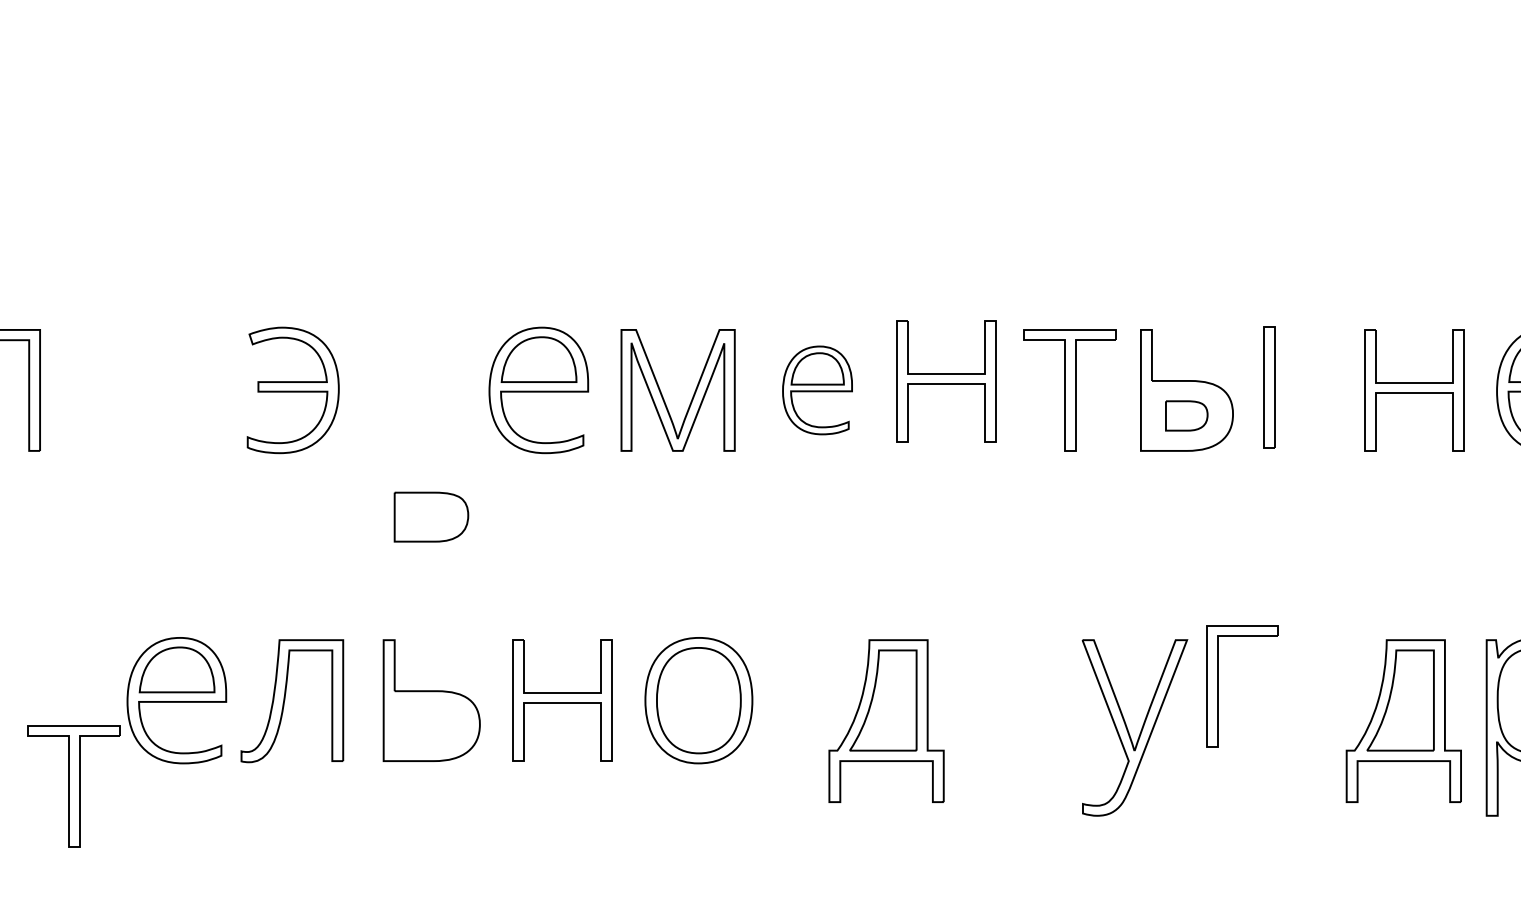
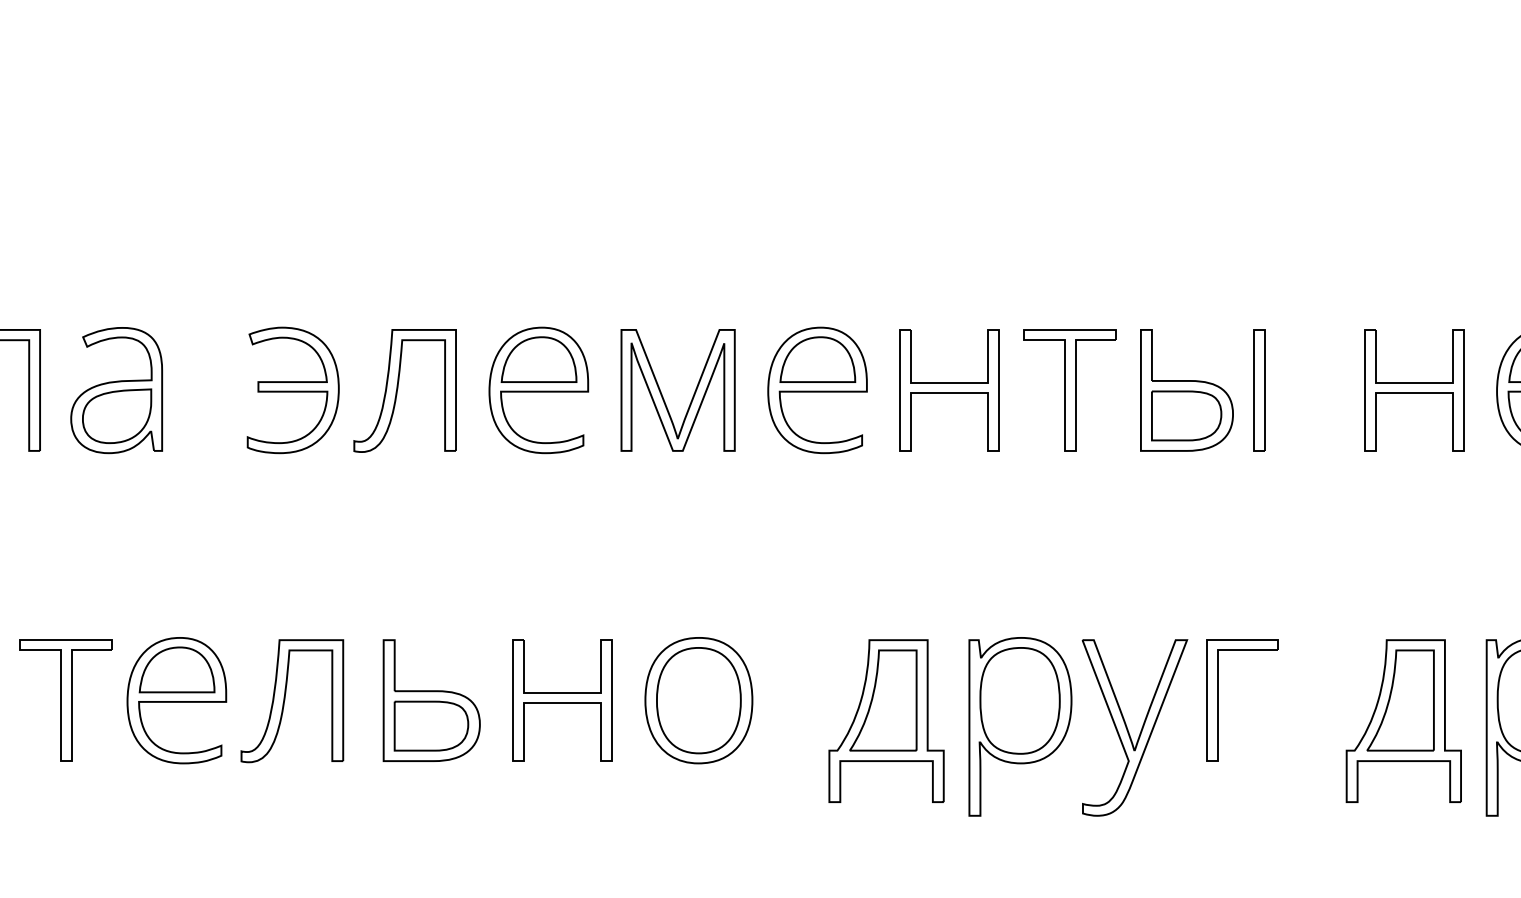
part position: (946, 381) -> (949, 390) (949, 390)
part position: (1269, 387) -> (1259, 390) (1259, 390)
part: none -> present (398, 389)
part: none -> present (116, 390)
part size: 71x91 px -> 101x129 px (817, 390)
part size: 44x32 px -> 72x52 px (1186, 415)
part position: (431, 516) -> (431, 725) (431, 725)
part position: (1218, 686) -> (1218, 700) (1218, 700)
part: none -> present (1020, 726)
part position: (73, 786) -> (65, 700) (65, 700)
